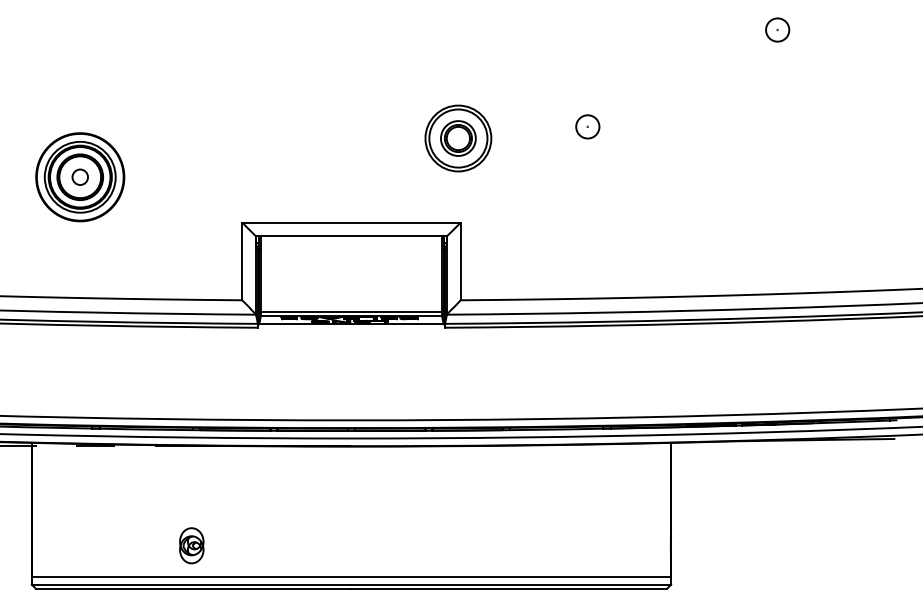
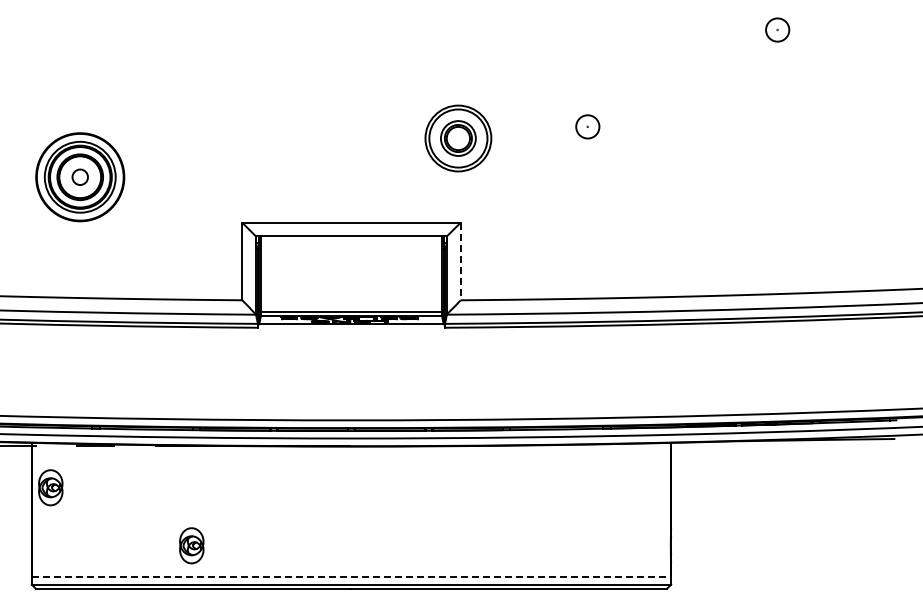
line: solid -> dashed (460, 261)
part: none -> present (50, 487)
line: solid -> dashed (351, 576)
